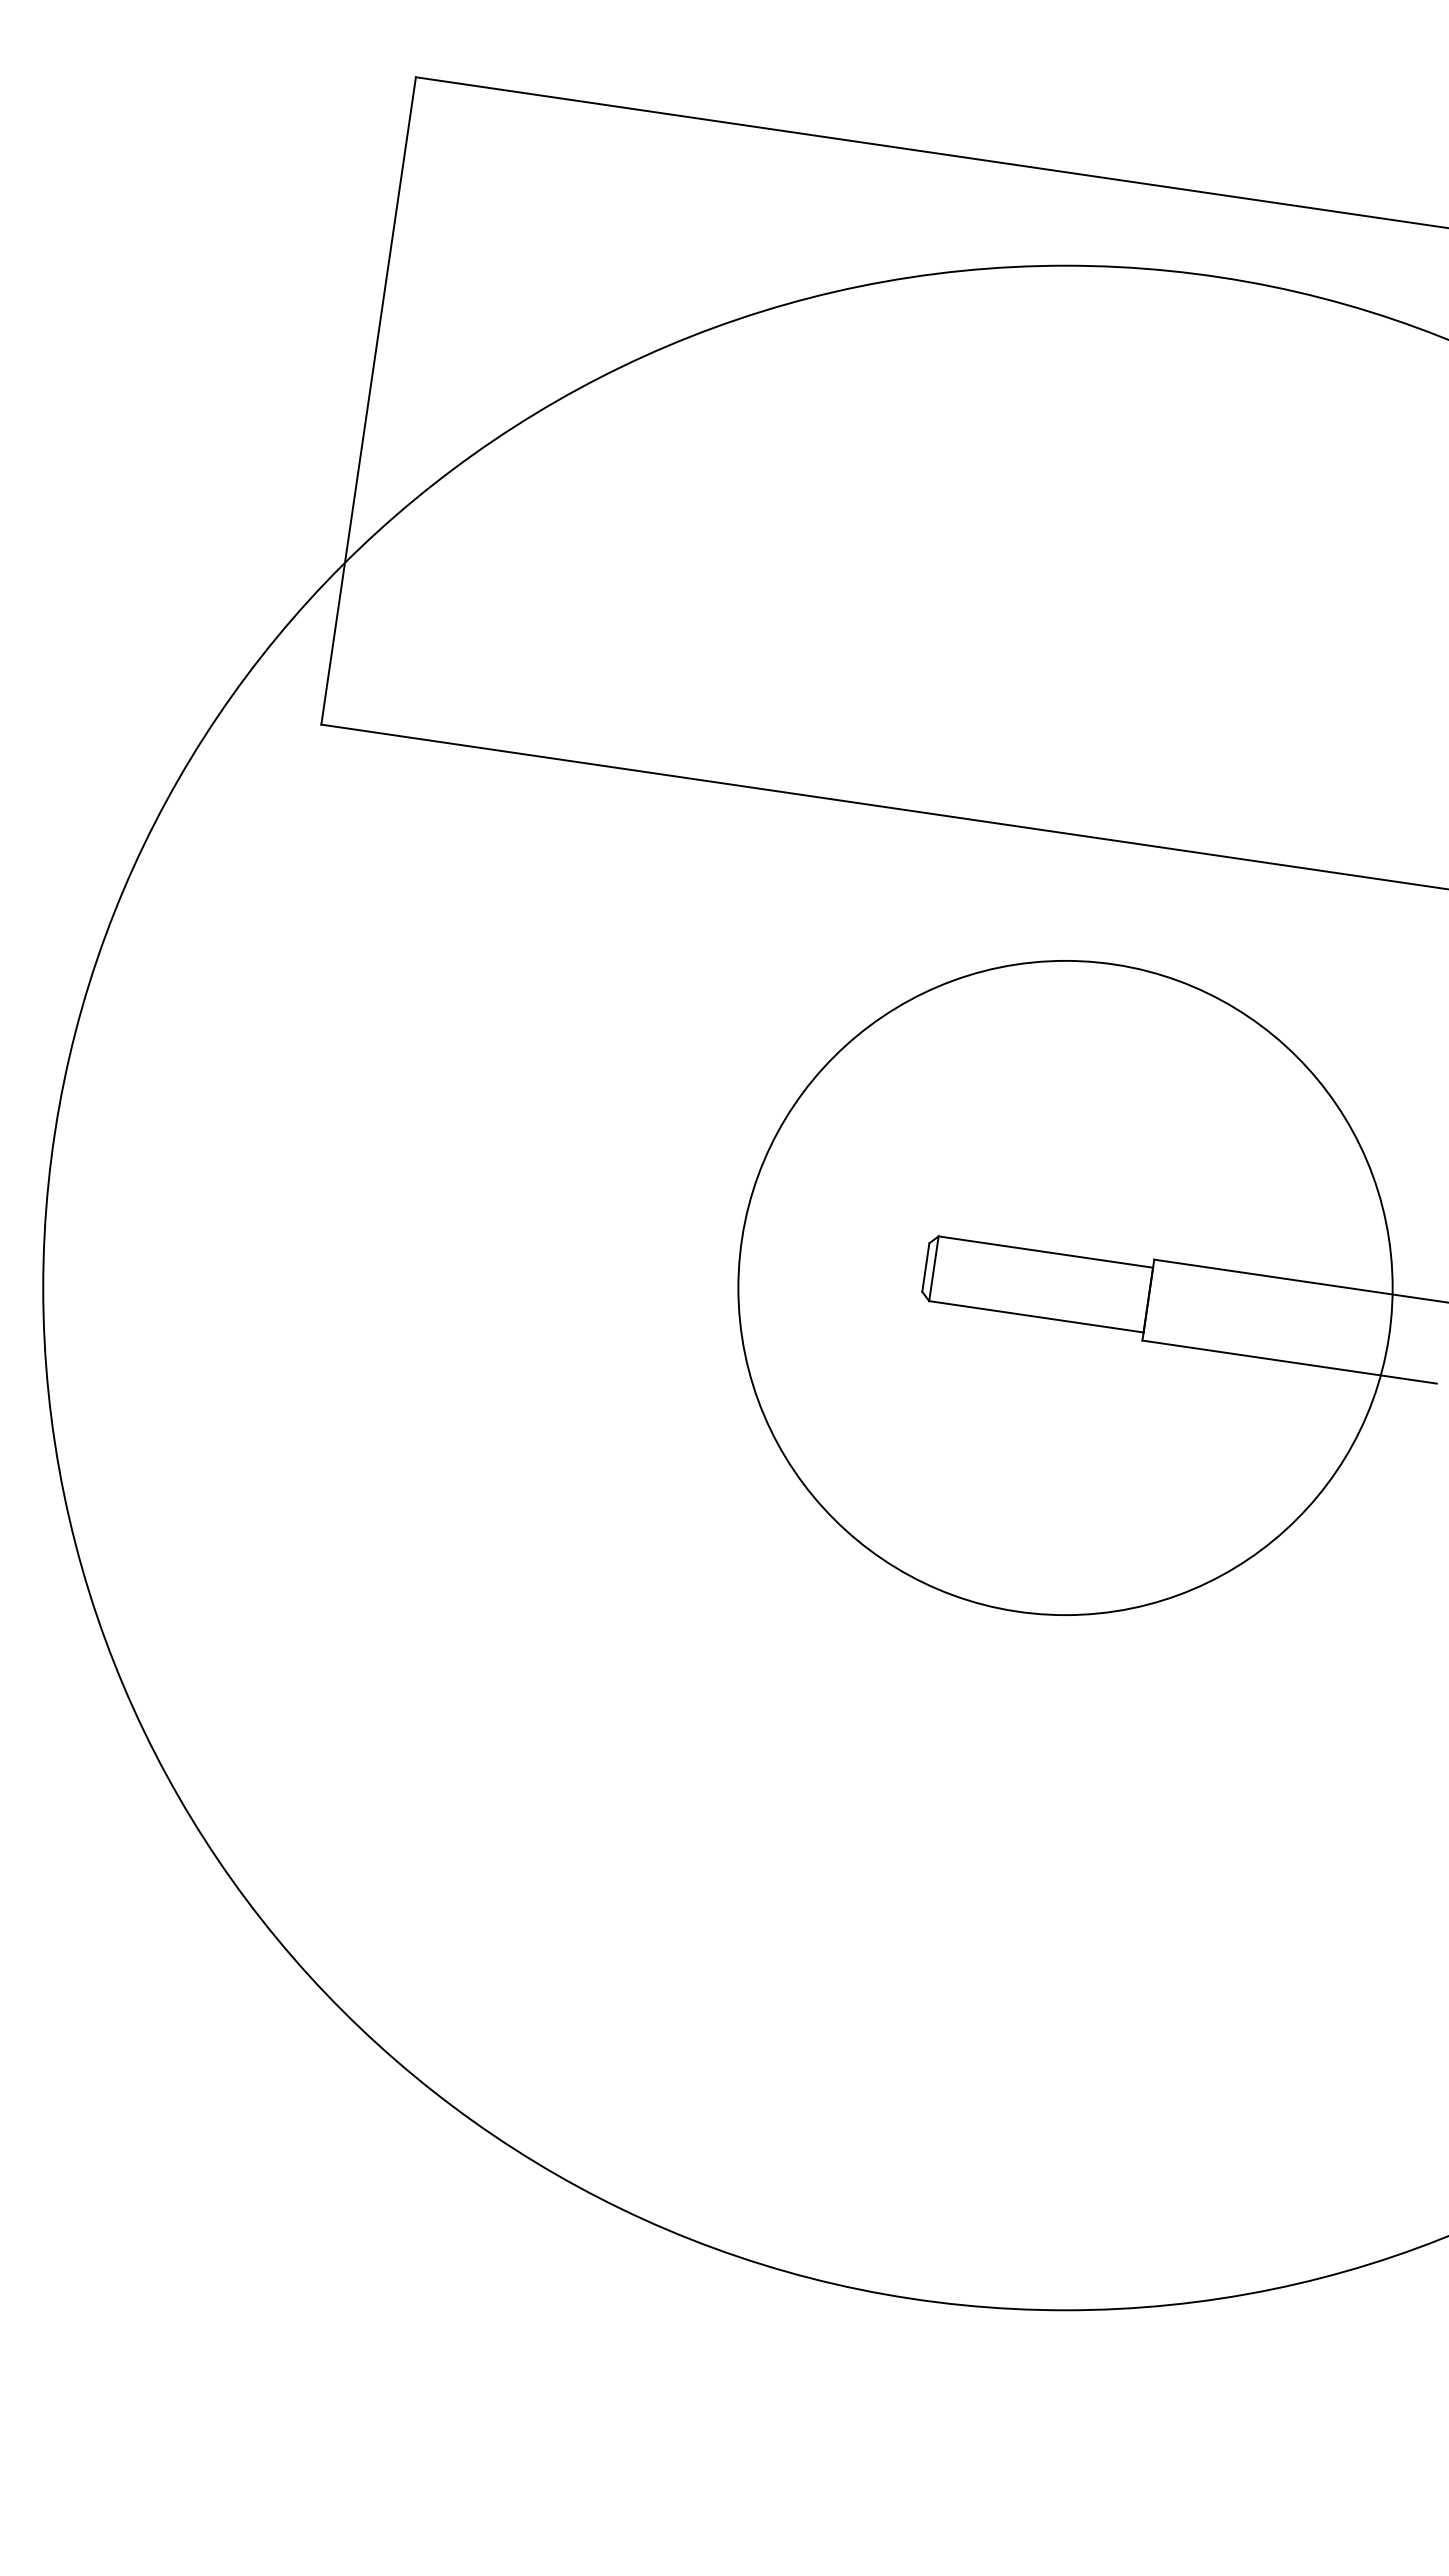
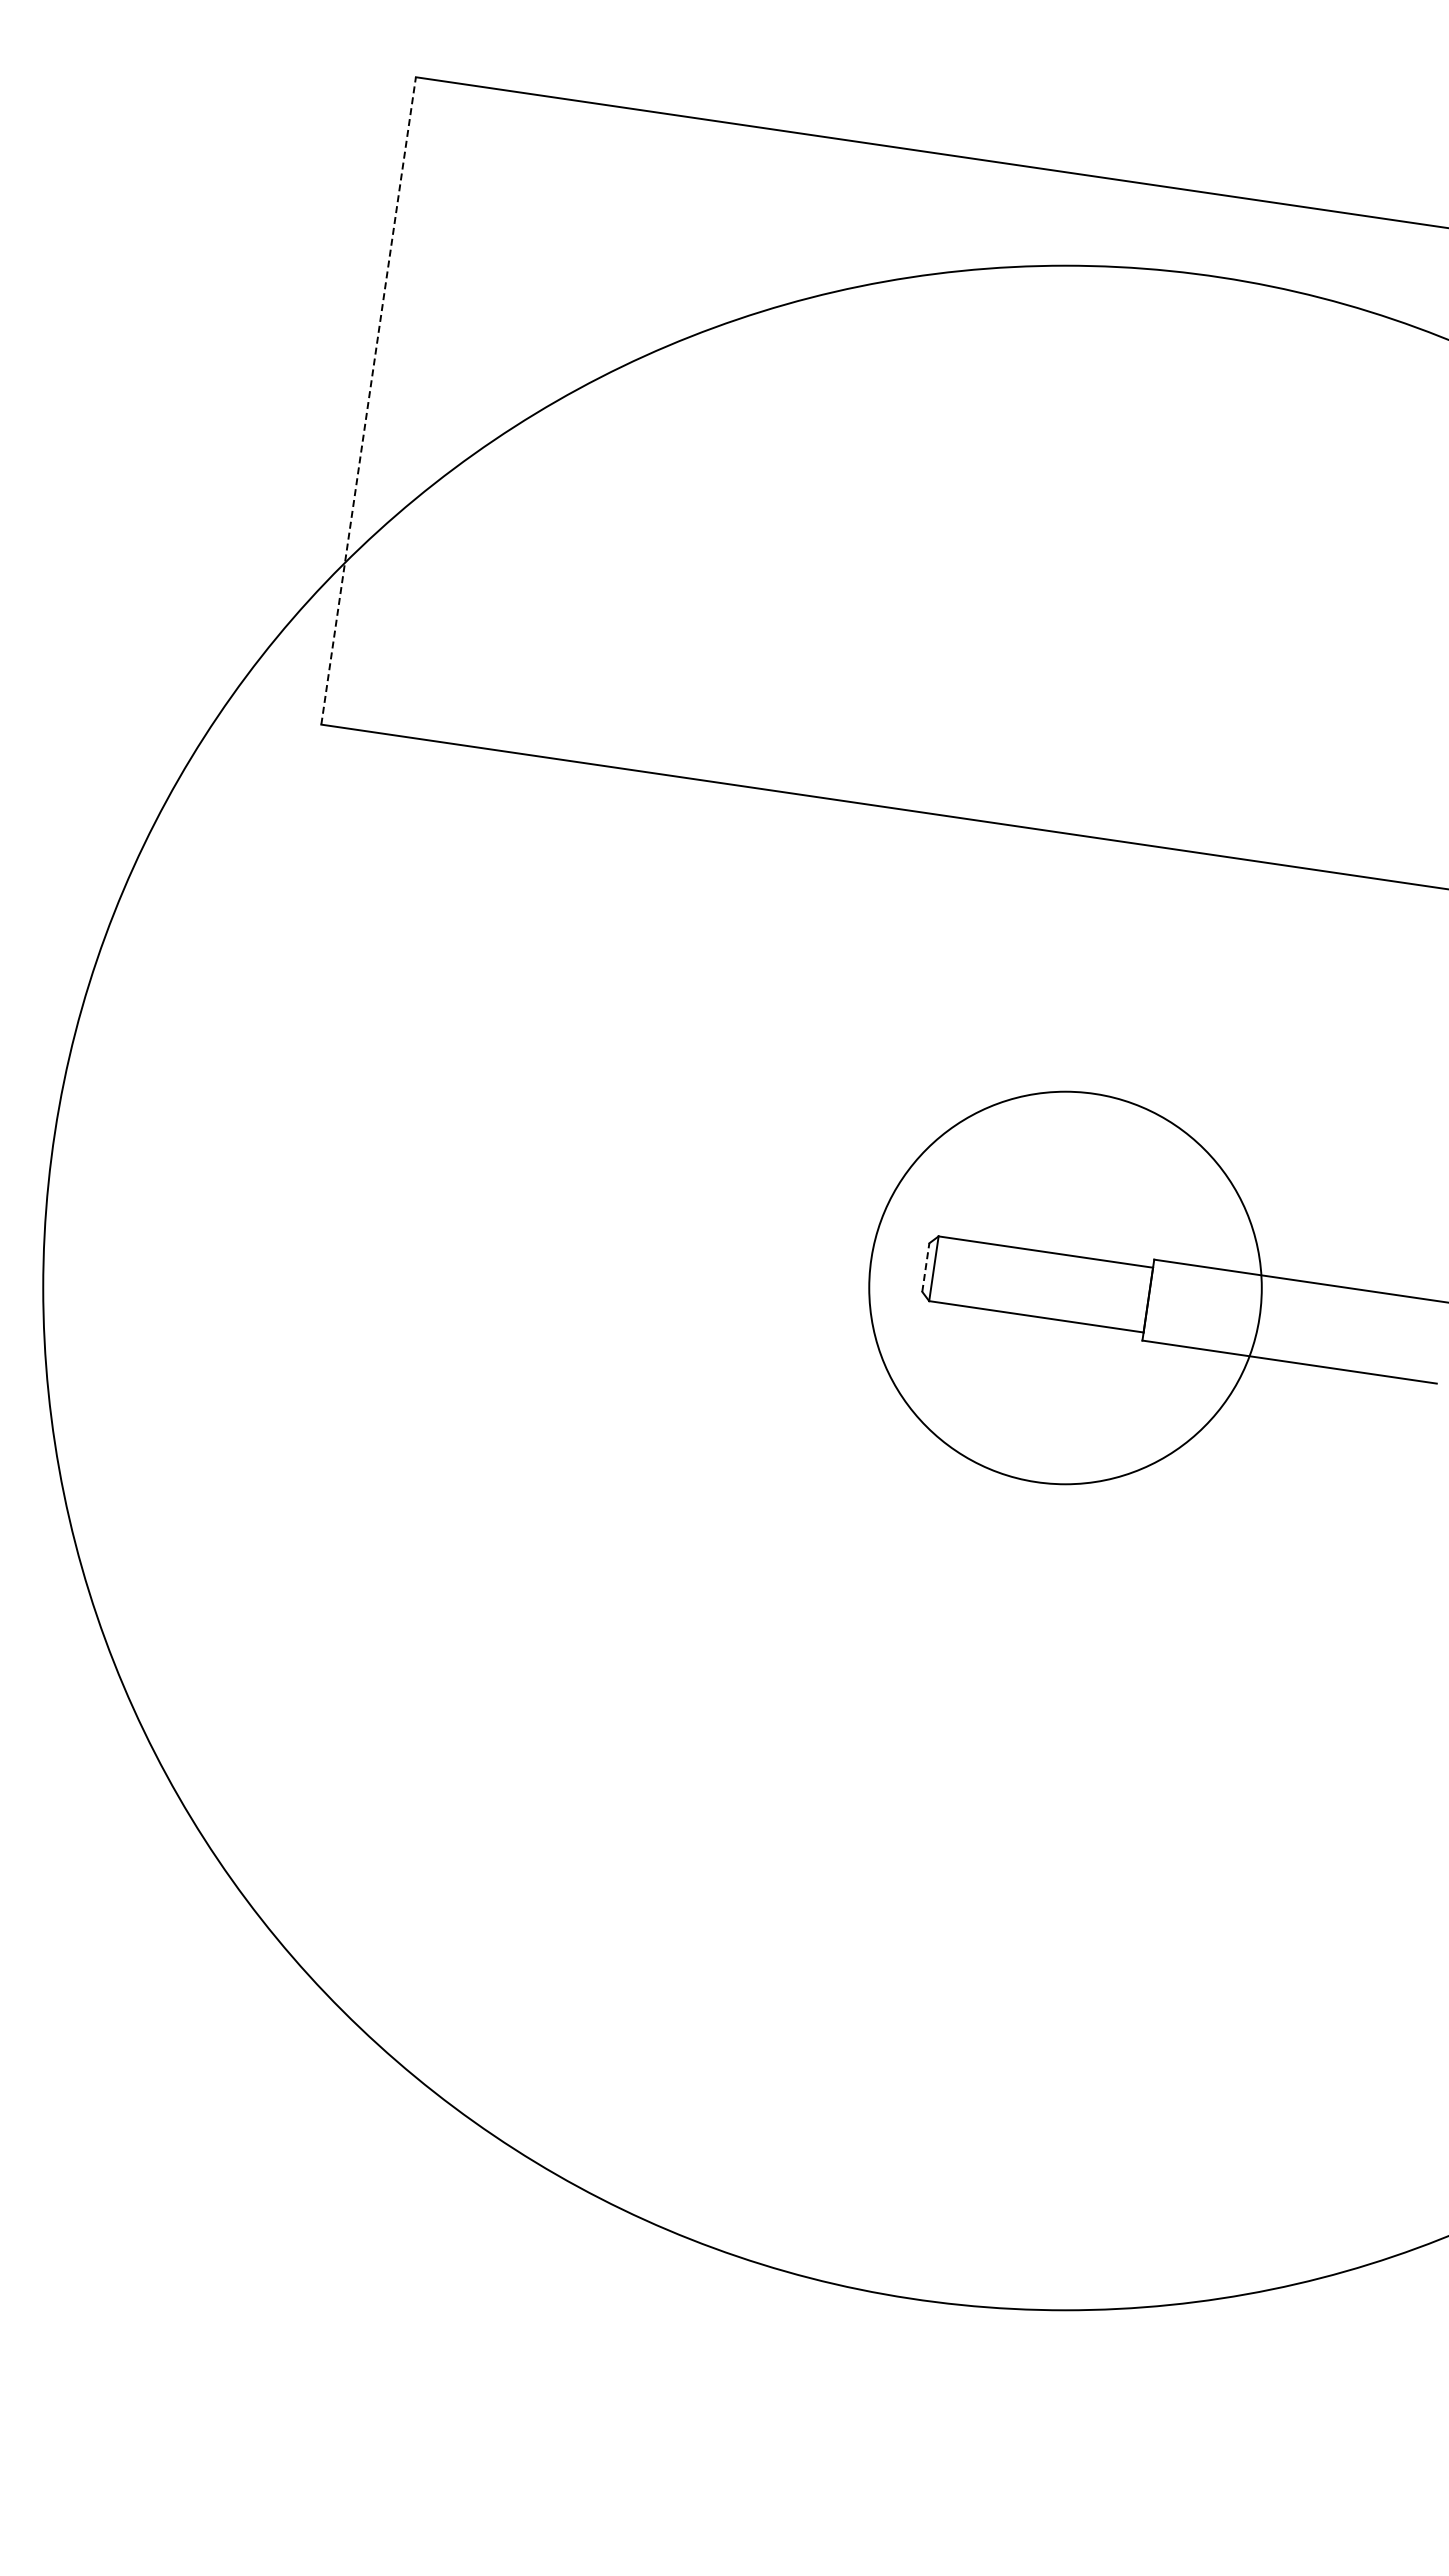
line: solid -> dashed (368, 400)
line: solid -> dashed (925, 1267)
circle diameter: 654 px -> 393 px (1065, 1287)
